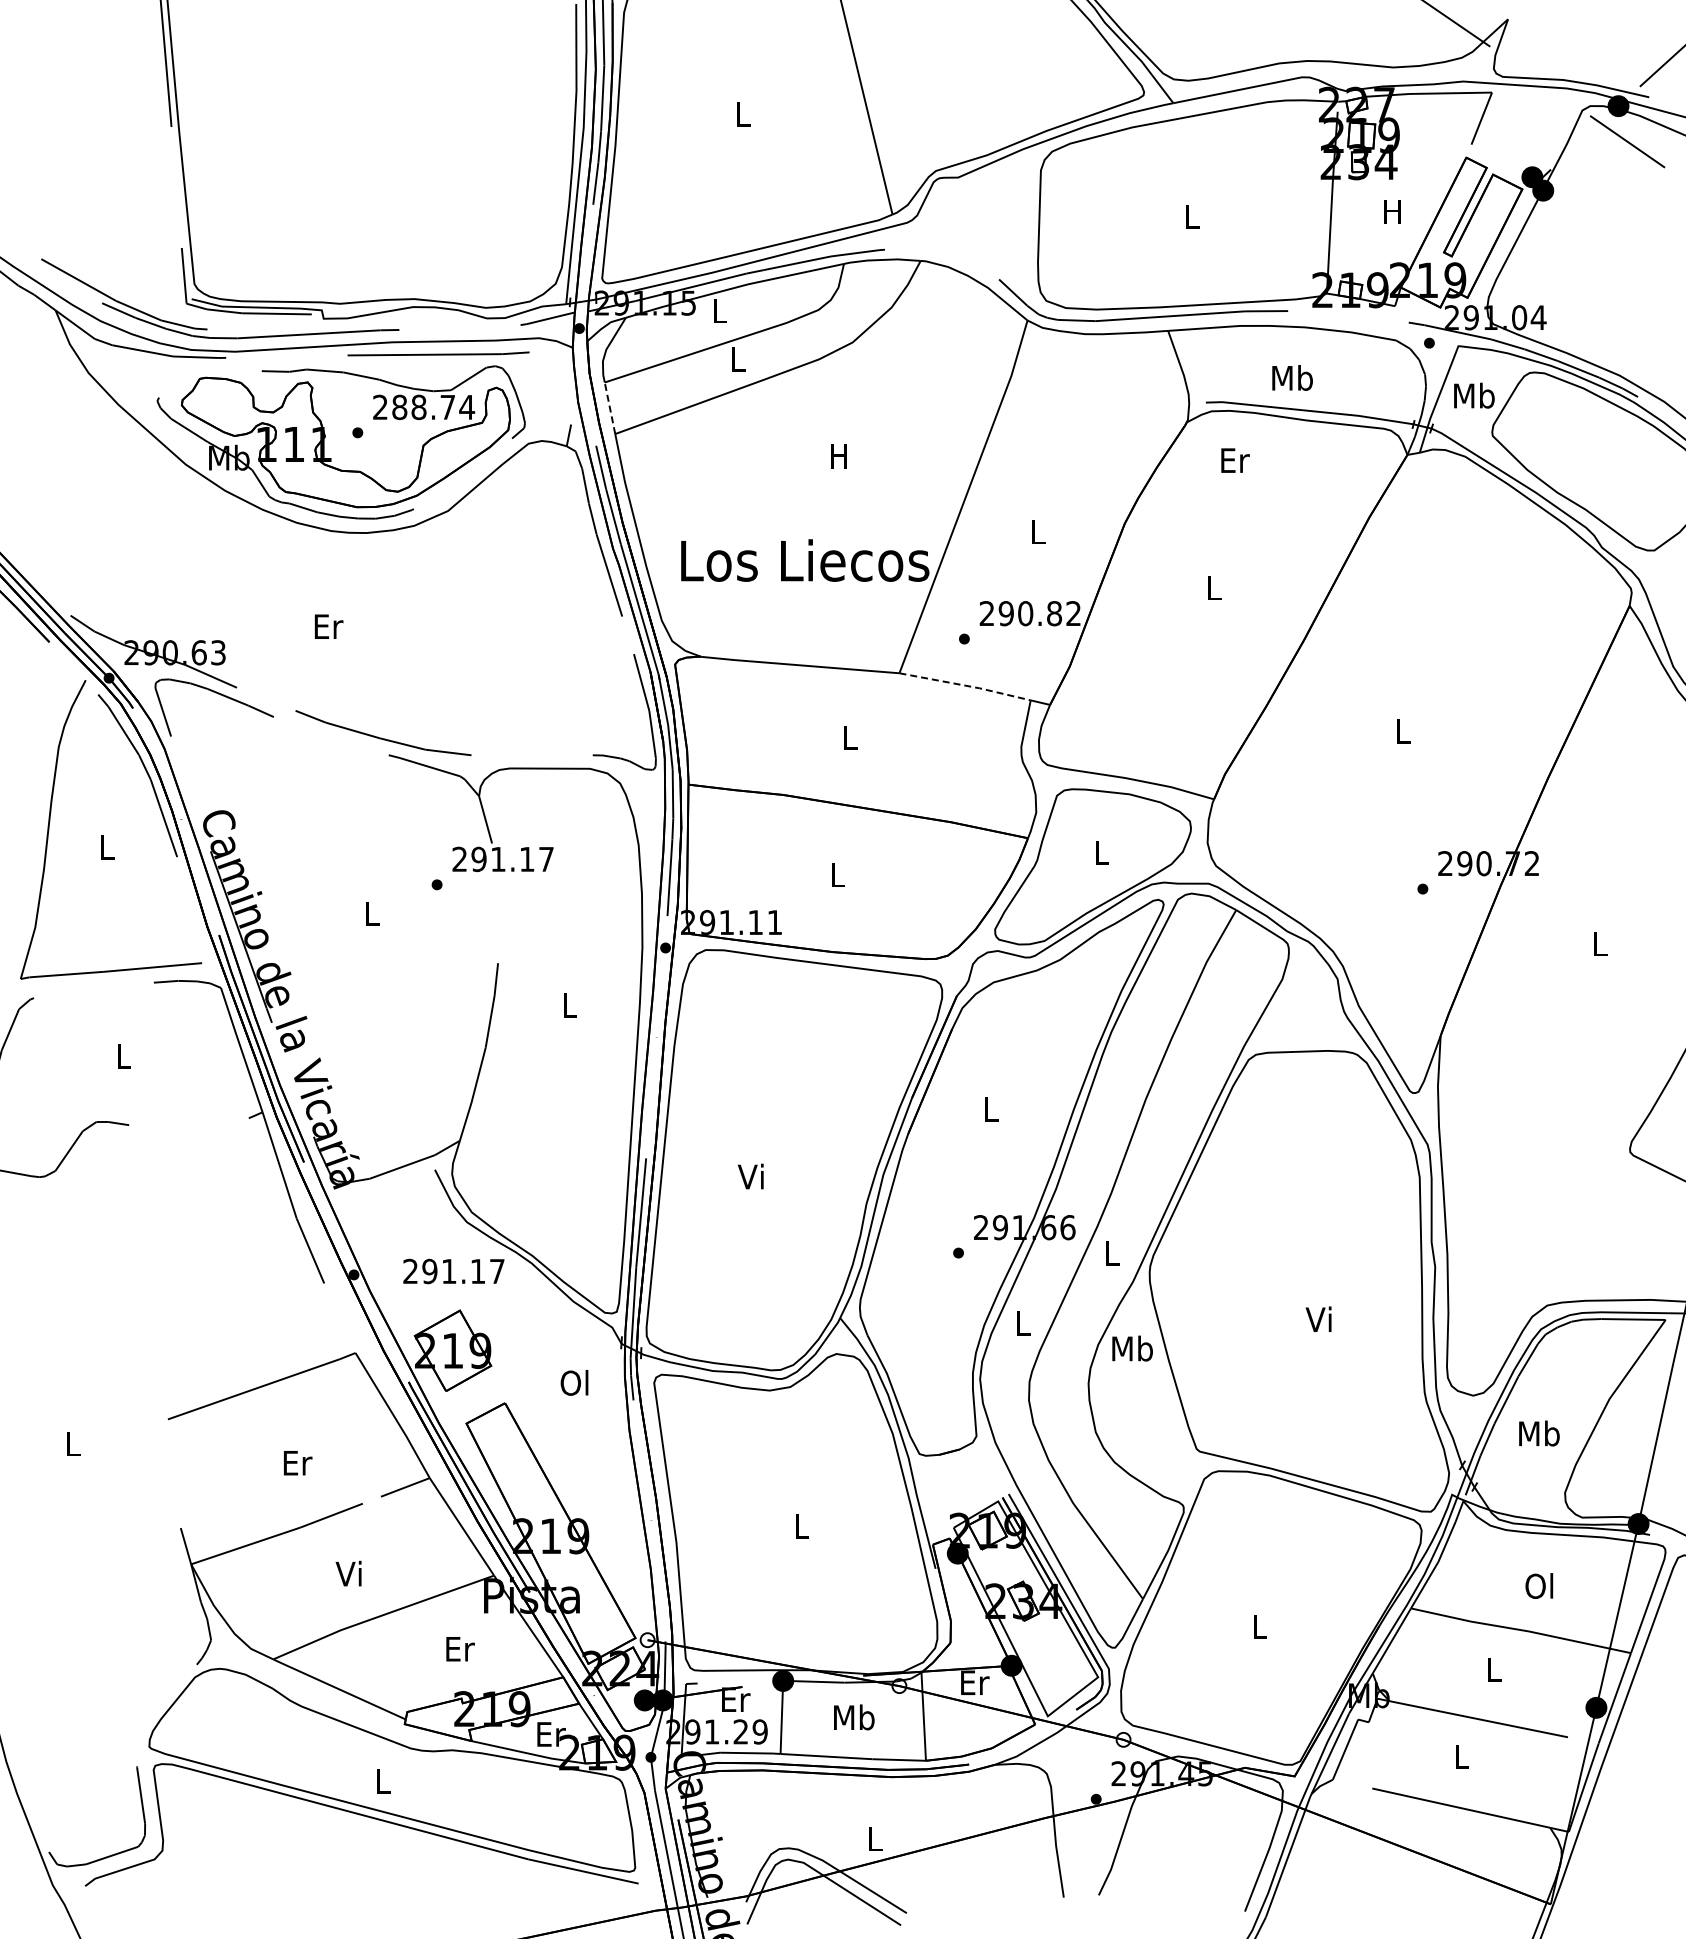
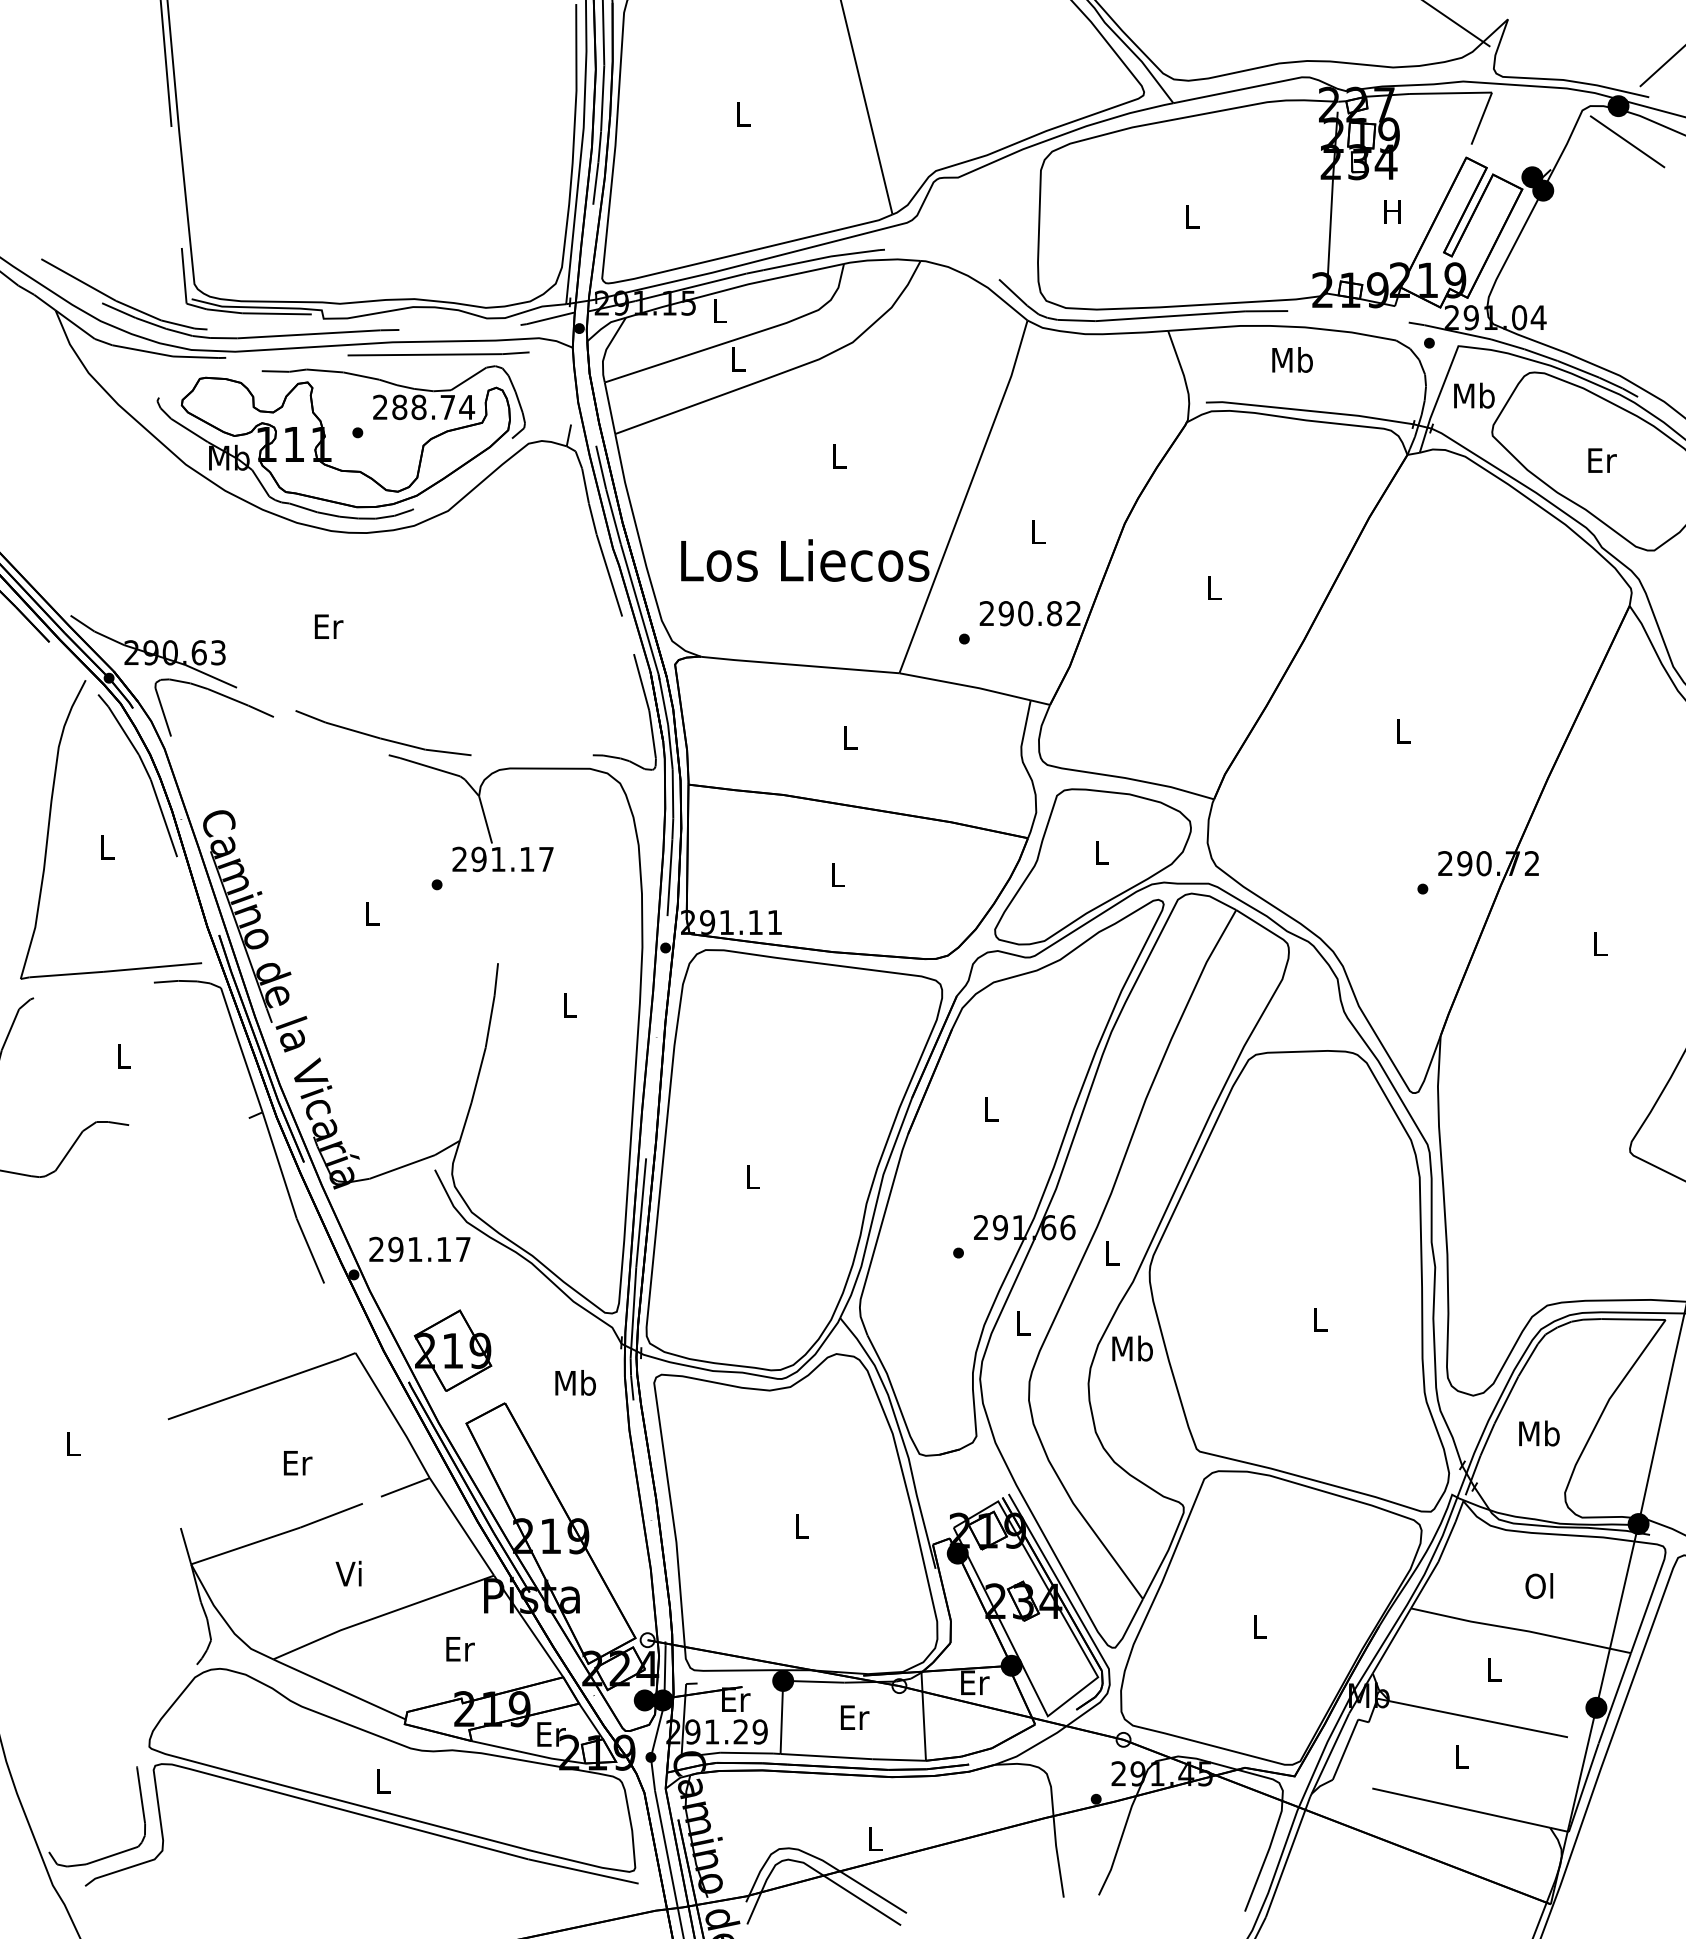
text position: (1292, 377) -> (1292, 359) (1292, 359)
line: dashed -> solid (609, 407)
text: H -> L (838, 456)
text position: (1235, 460) -> (1602, 460) (1602, 460)
line: dashed -> solid (965, 685)
text: Vi -> L (750, 1176)
text position: (453, 1271) -> (419, 1249) (419, 1249)
text: Vi -> L (1318, 1318)
text: Ol -> Mb (575, 1382)
text: Mb -> Er (854, 1717)
